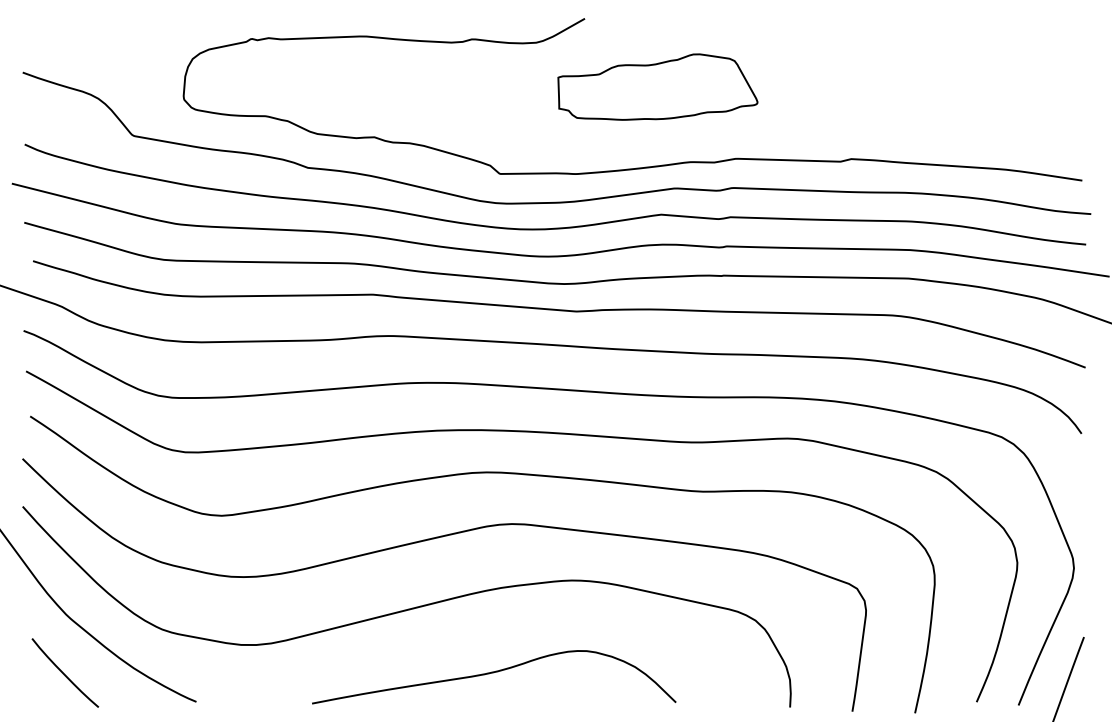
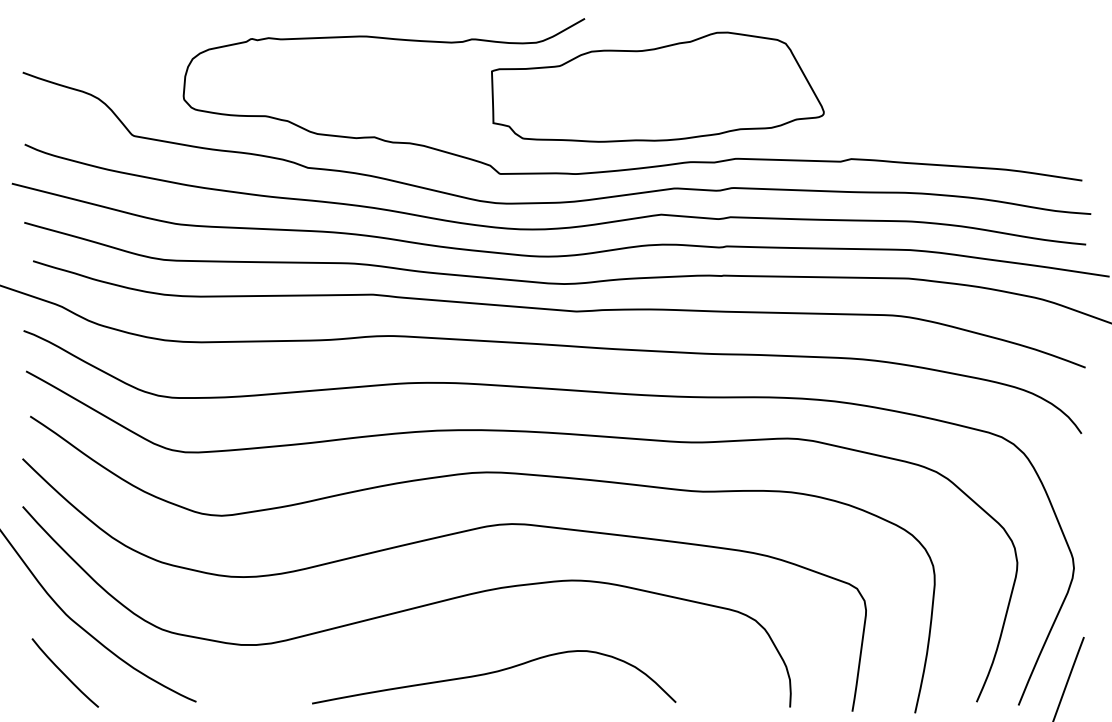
part size: 202x68 px -> 334x112 px (657, 86)
